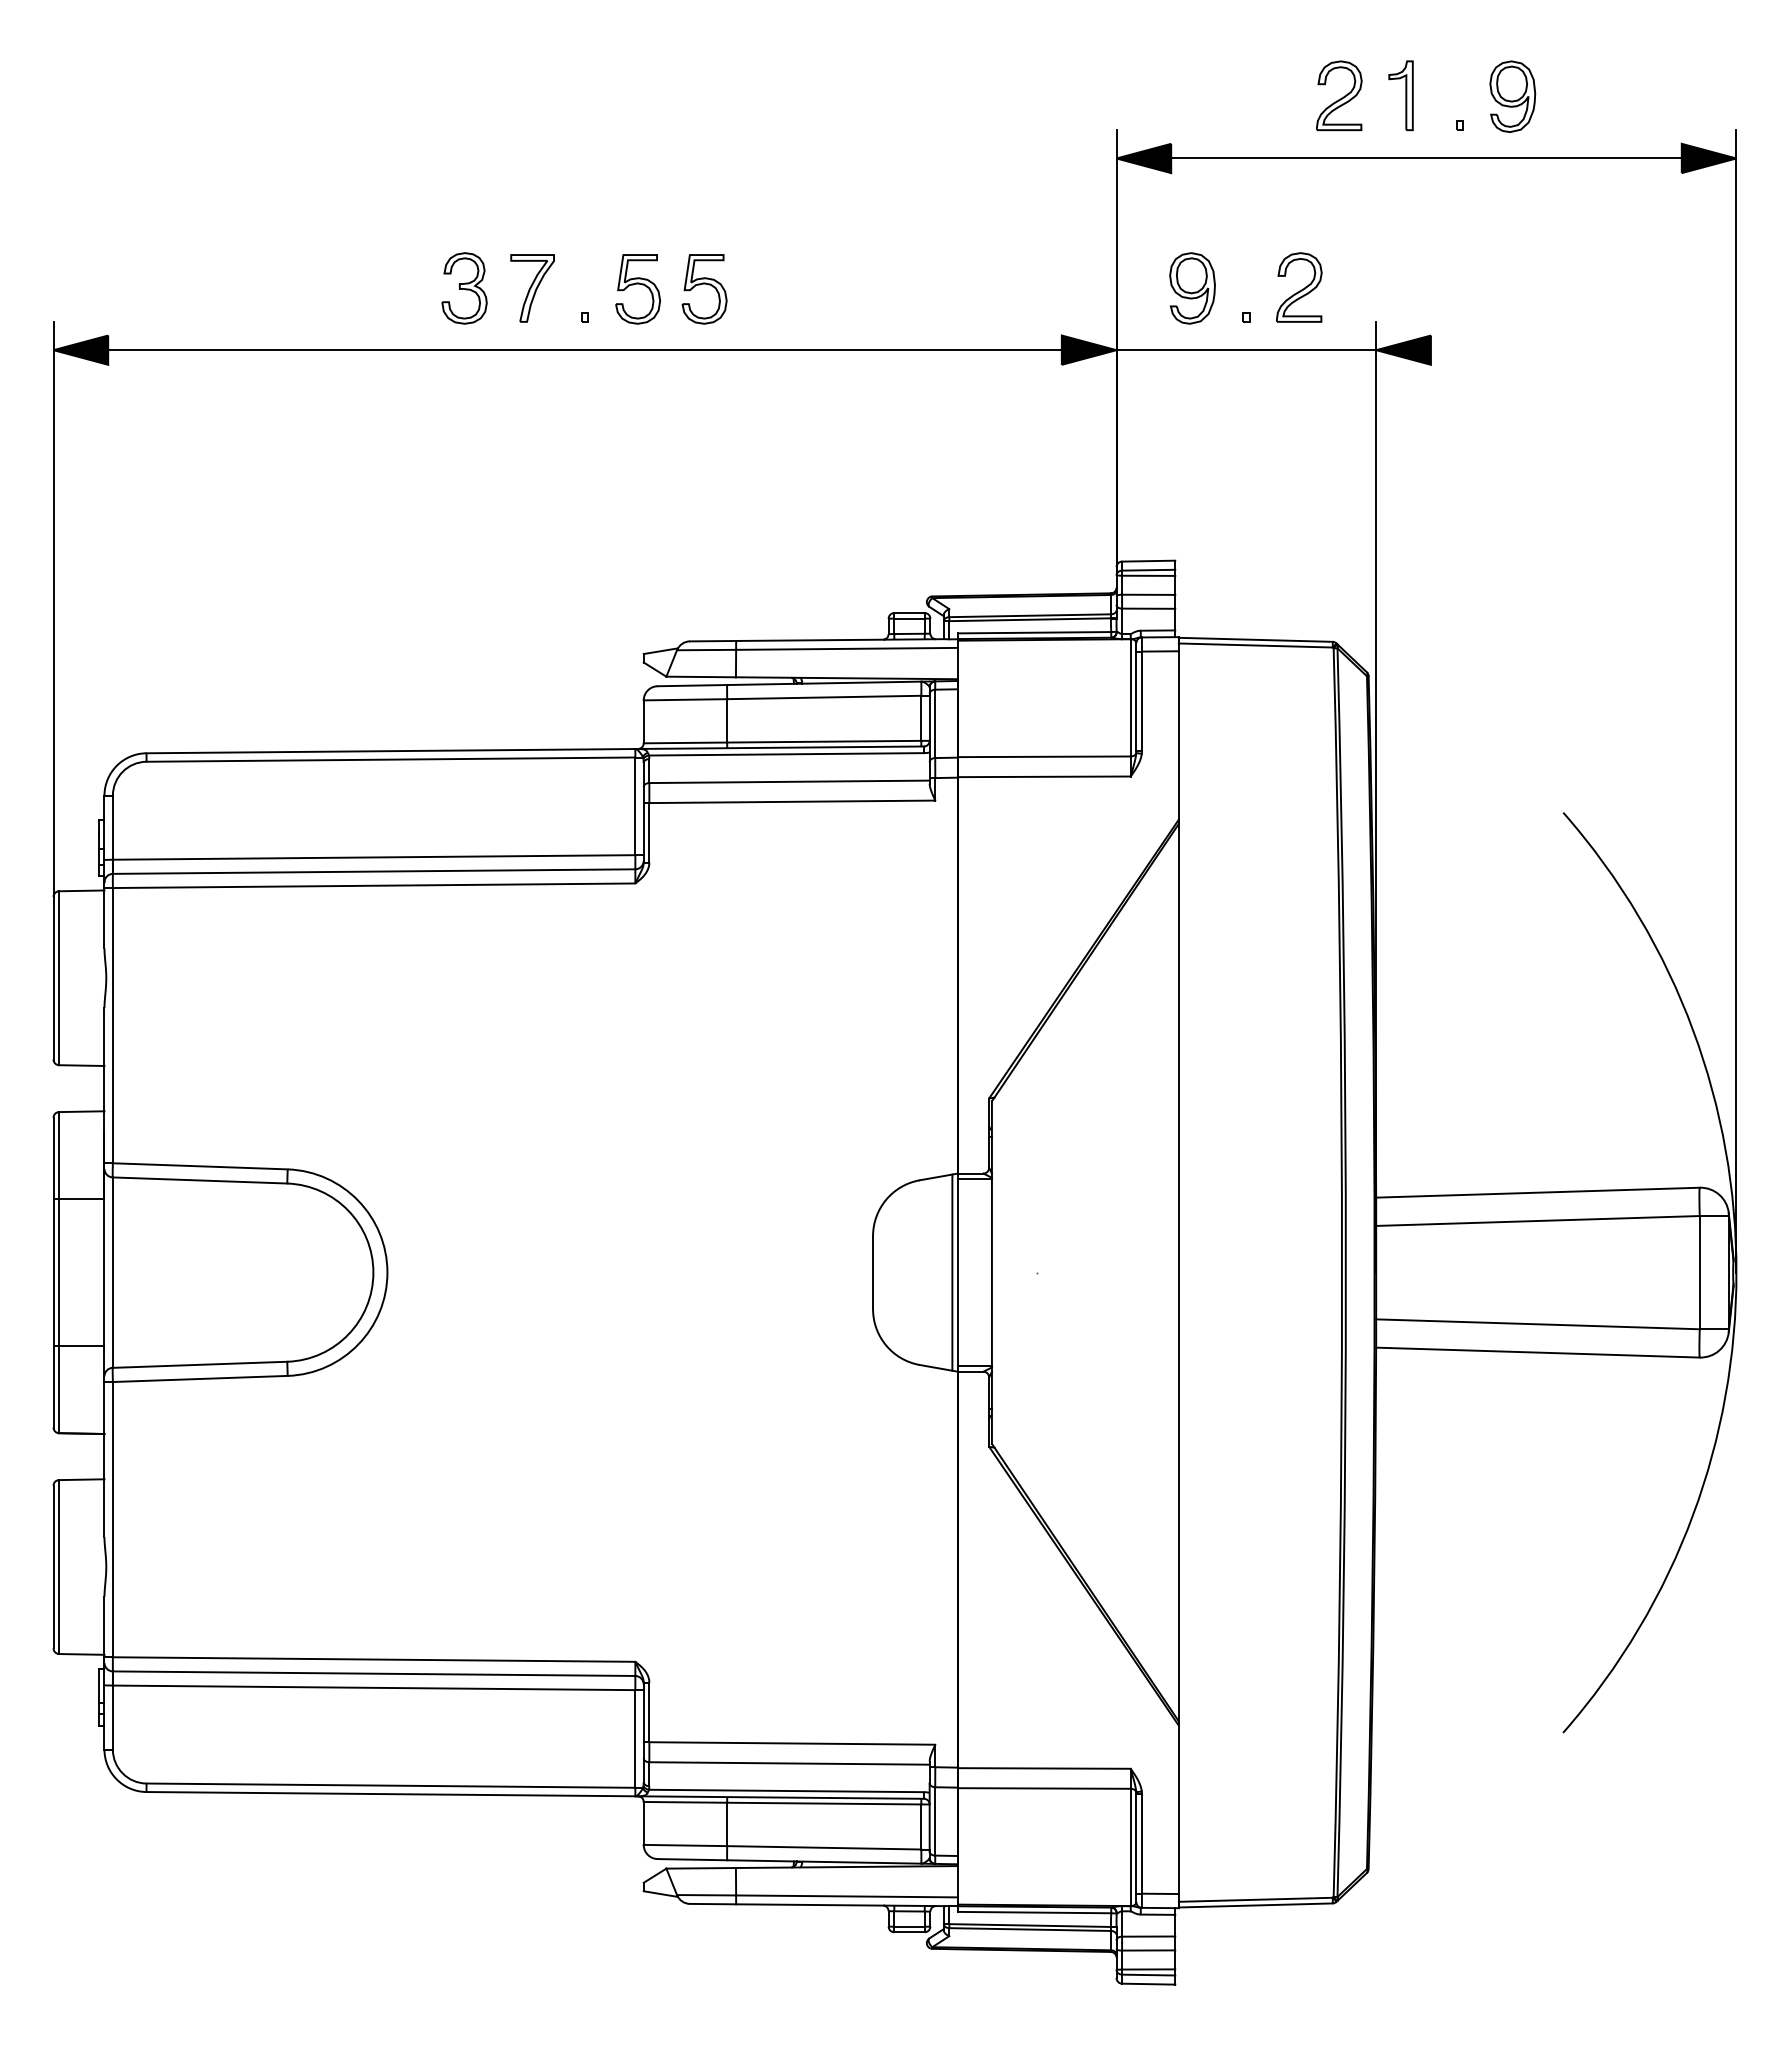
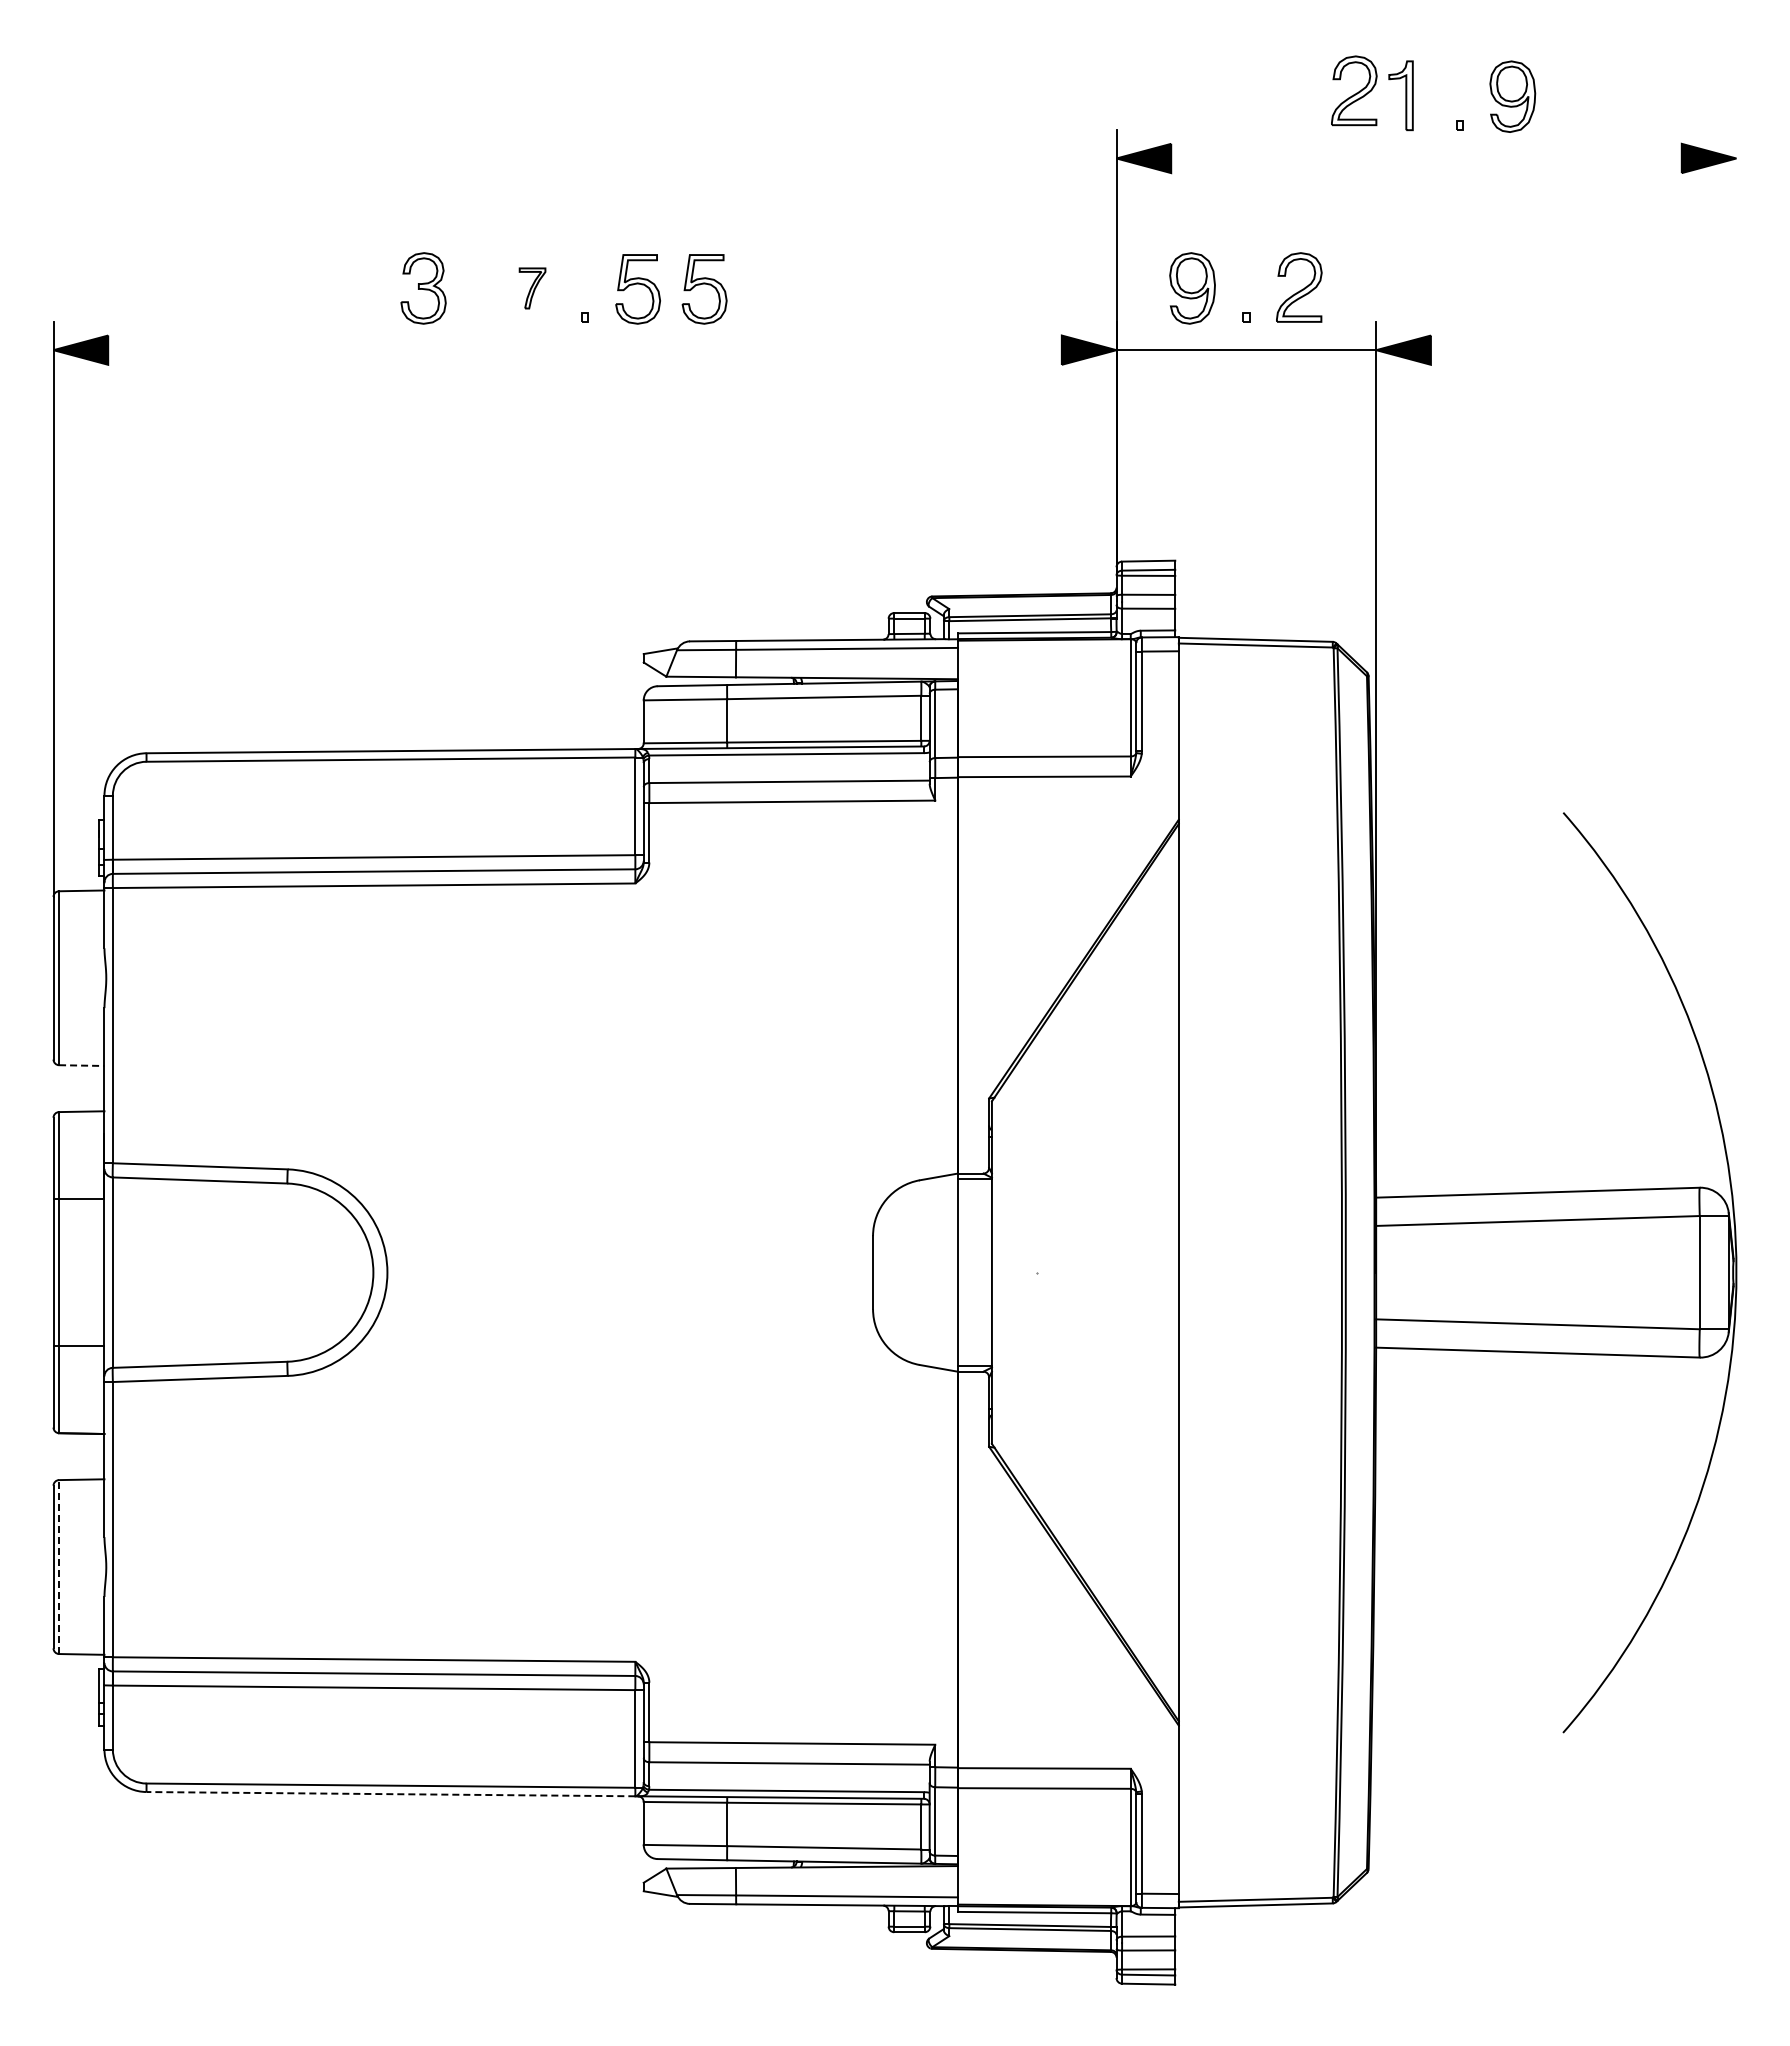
part position: (1339, 95) -> (1354, 90) (1354, 90)
line: present -> none (1426, 158)
part position: (464, 288) -> (423, 288) (423, 288)
part size: 45x69 px -> 29x43 px (532, 288)
line: present -> none (584, 350)
line: present -> none (1736, 701)
line: solid -> dashed (81, 1065)
line: present -> none (952, 1272)
line: solid -> dashed (59, 1567)
line: solid -> dashed (390, 1794)
